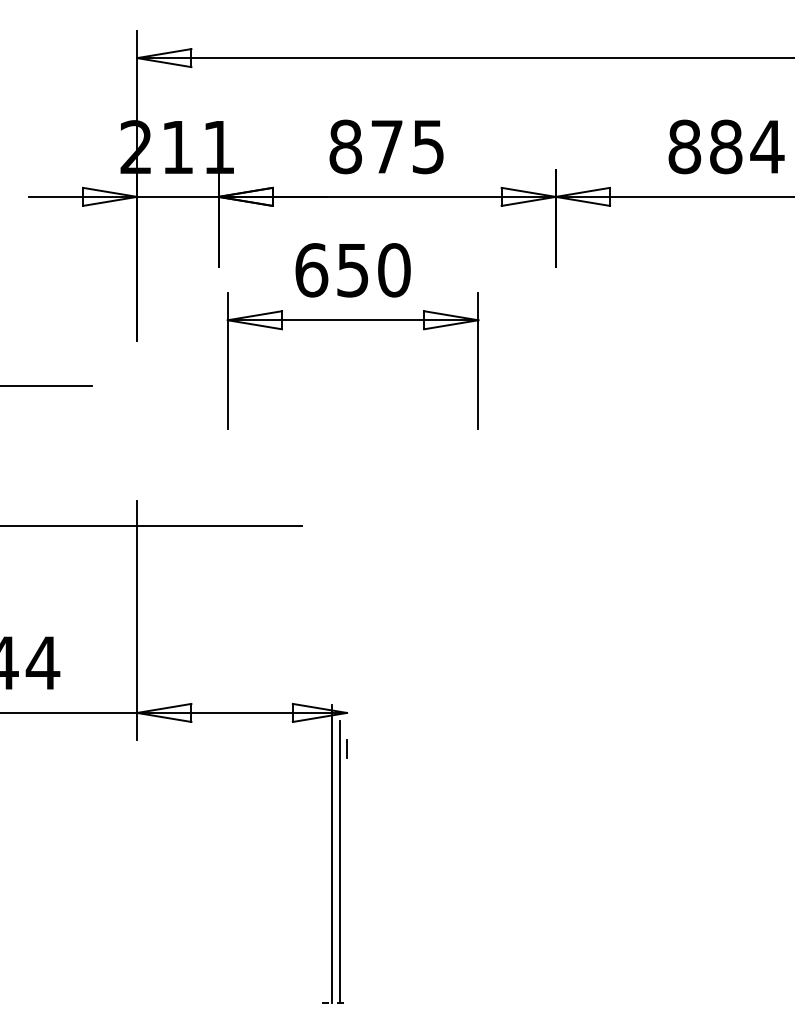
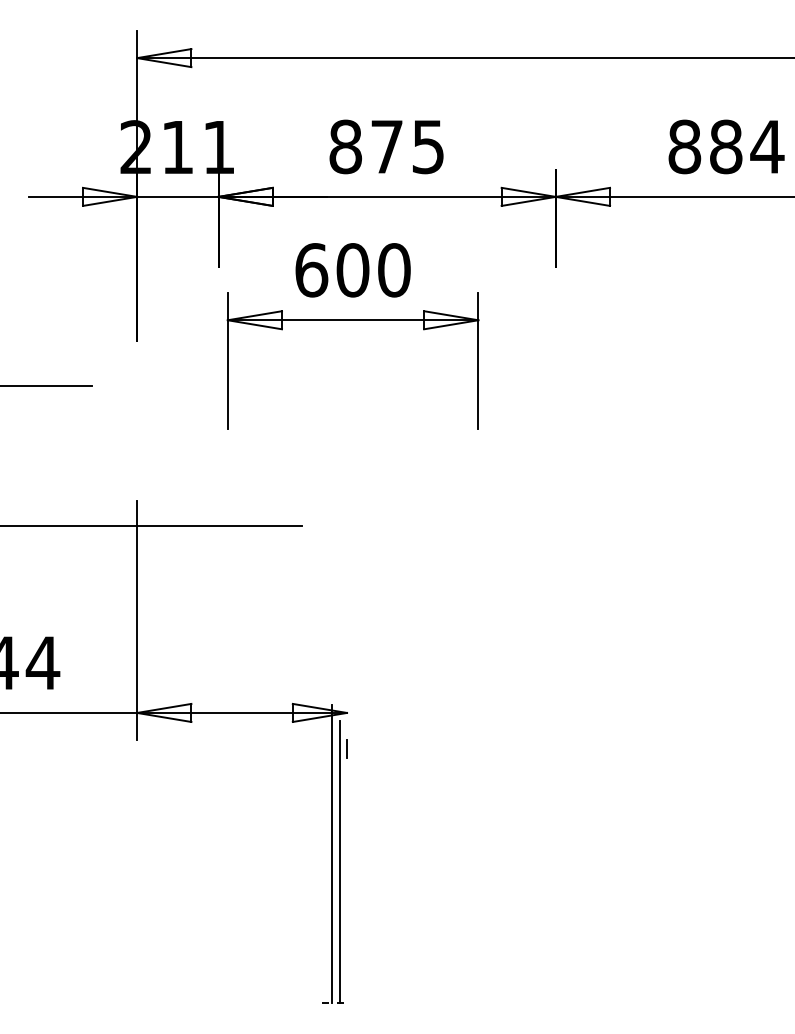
text: 650 -> 600 (352, 270)
